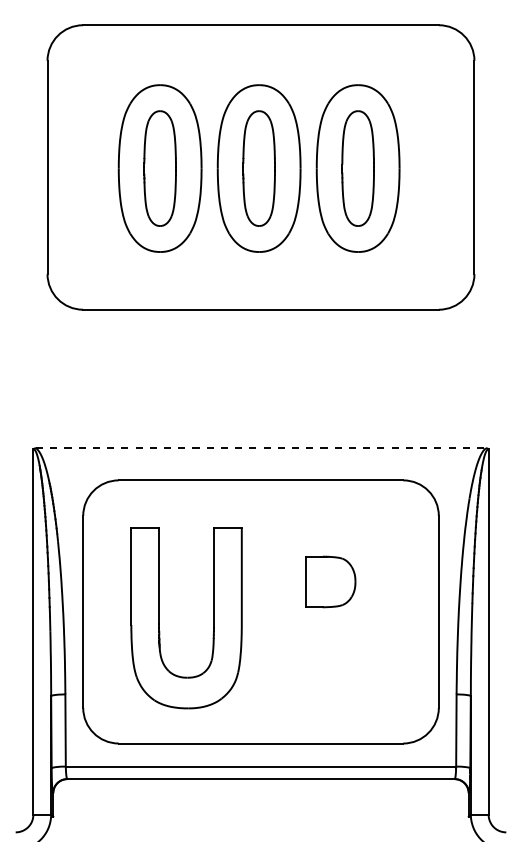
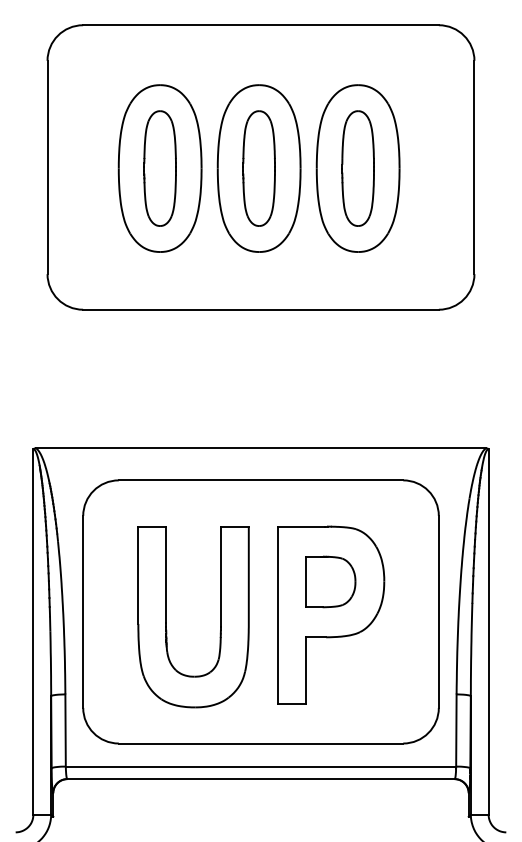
line: dashed -> solid (261, 448)
part: none -> present (331, 614)
part position: (159, 618) -> (166, 617) (166, 617)
